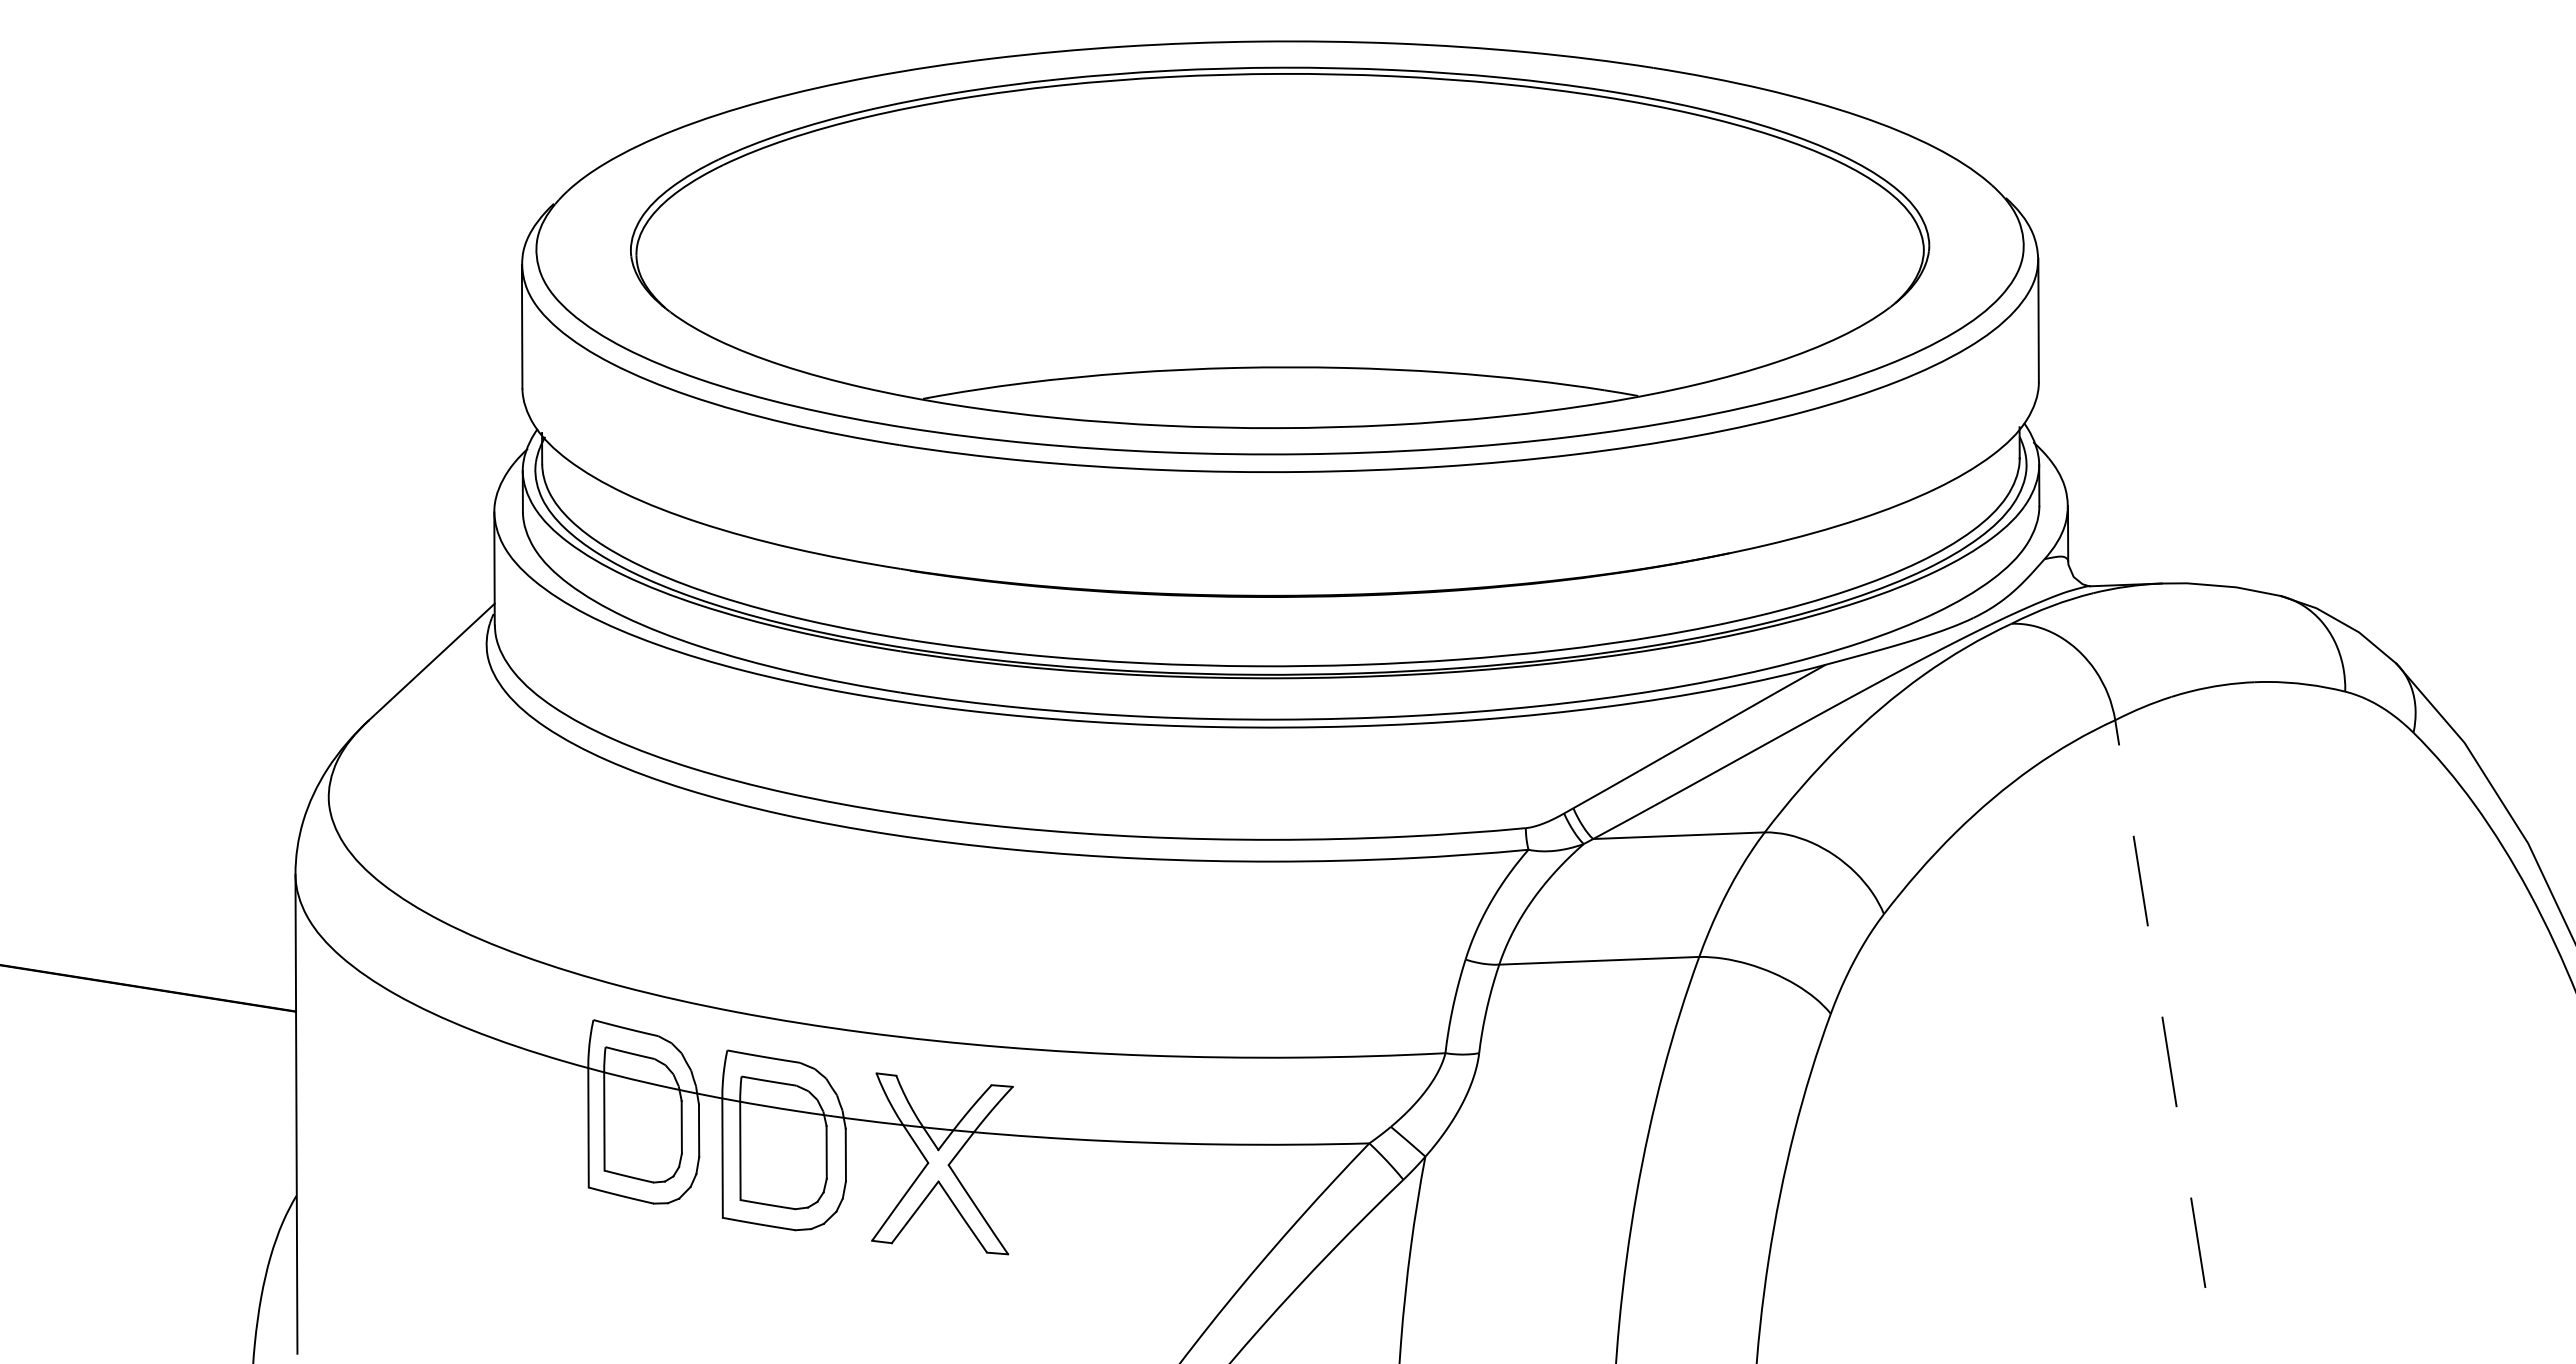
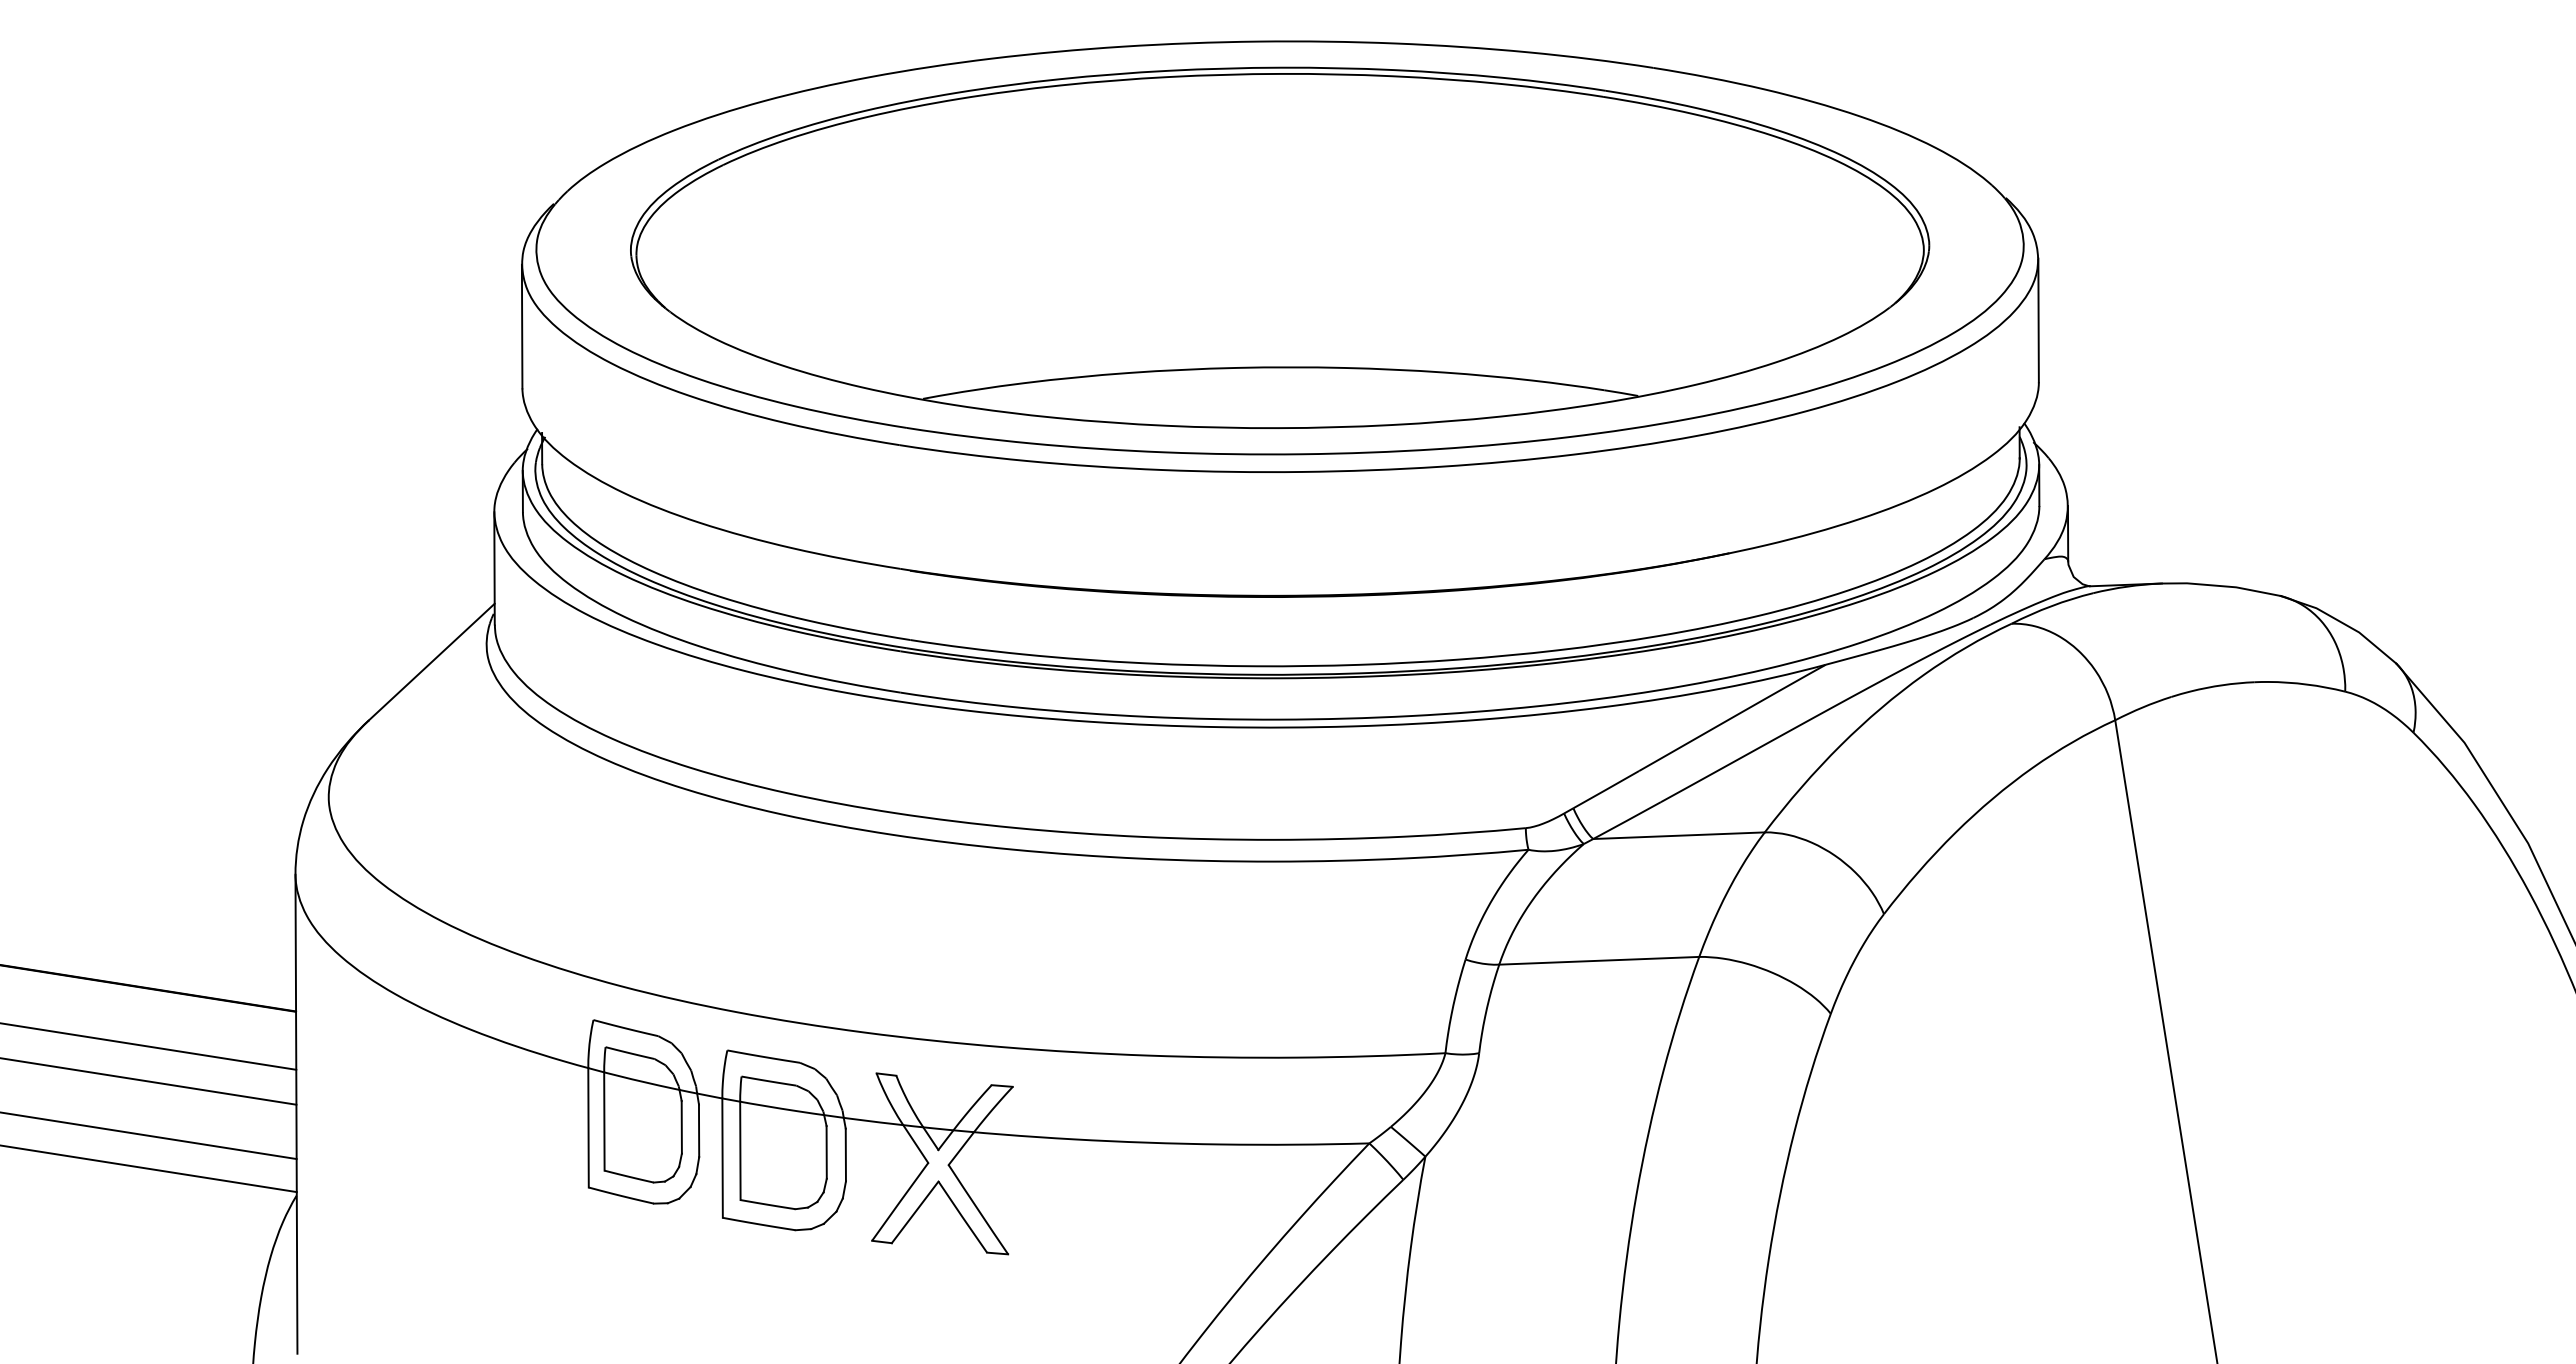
line: dashed -> solid (2166, 1041)
line: none -> present (149, 1046)
line: none -> present (149, 1081)
line: none -> present (149, 1135)
line: none -> present (149, 1168)
